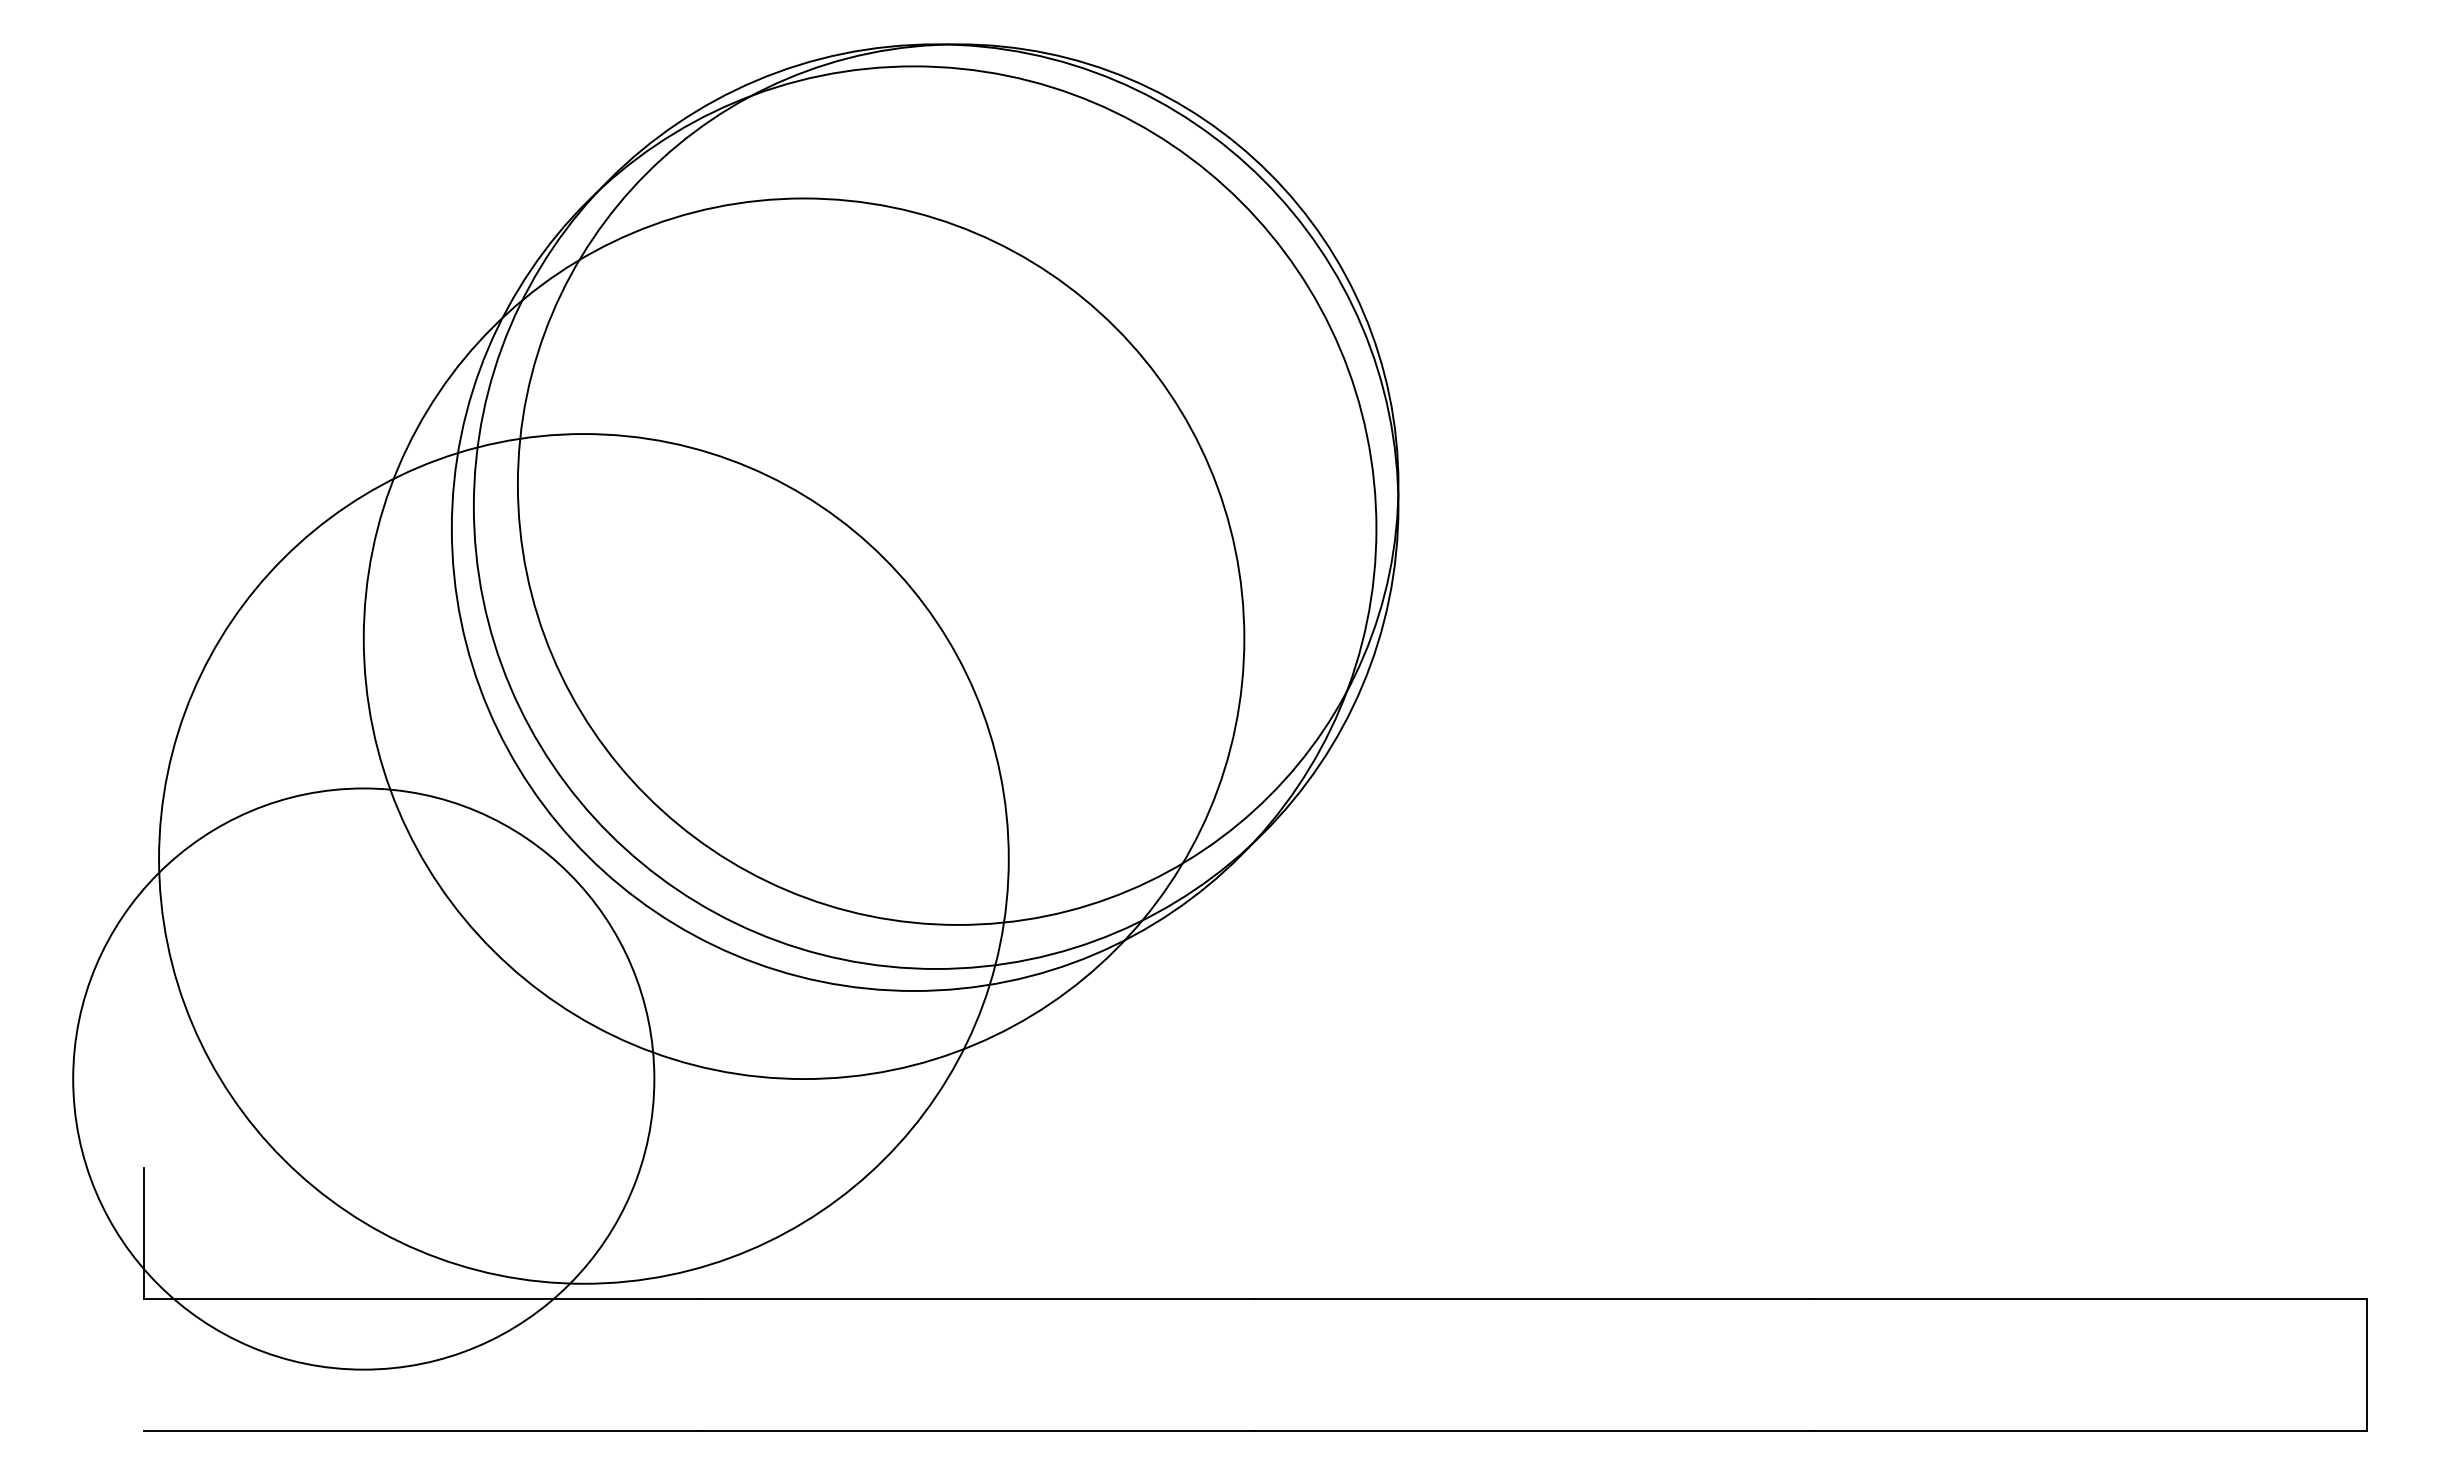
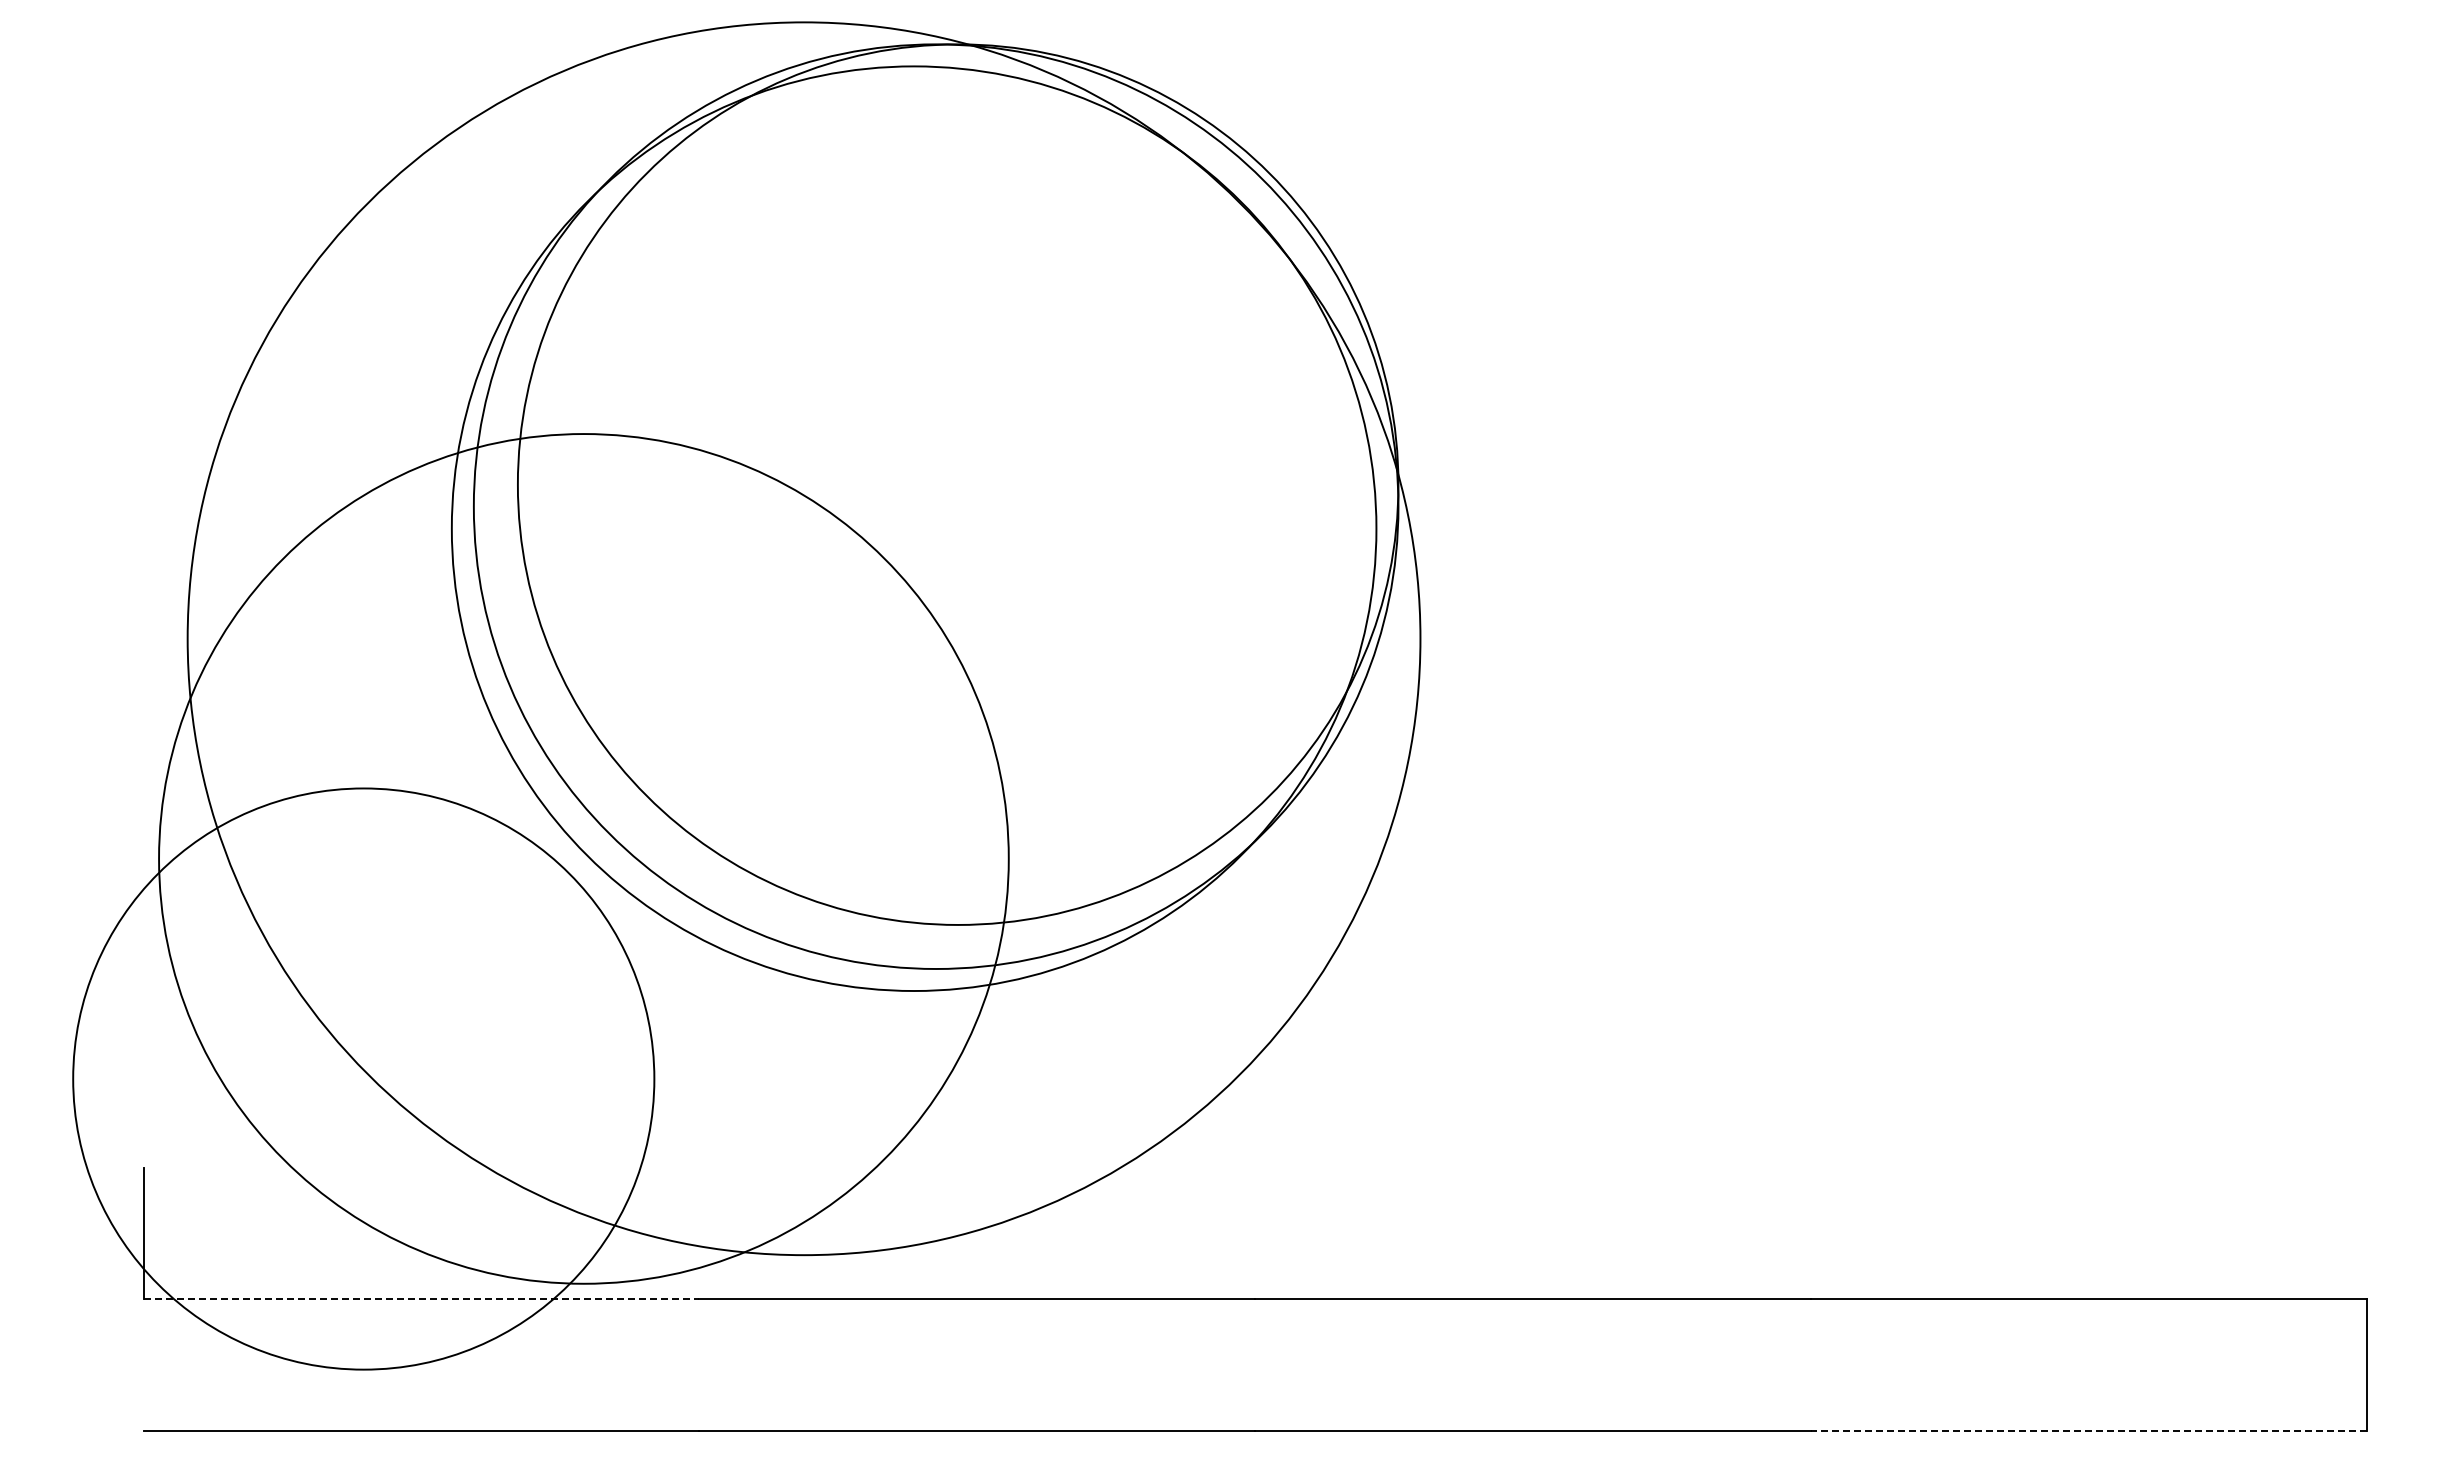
circle diameter: 881 px -> 1233 px (803, 638)
line: solid -> dashed (421, 1299)
line: solid -> dashed (2088, 1430)
